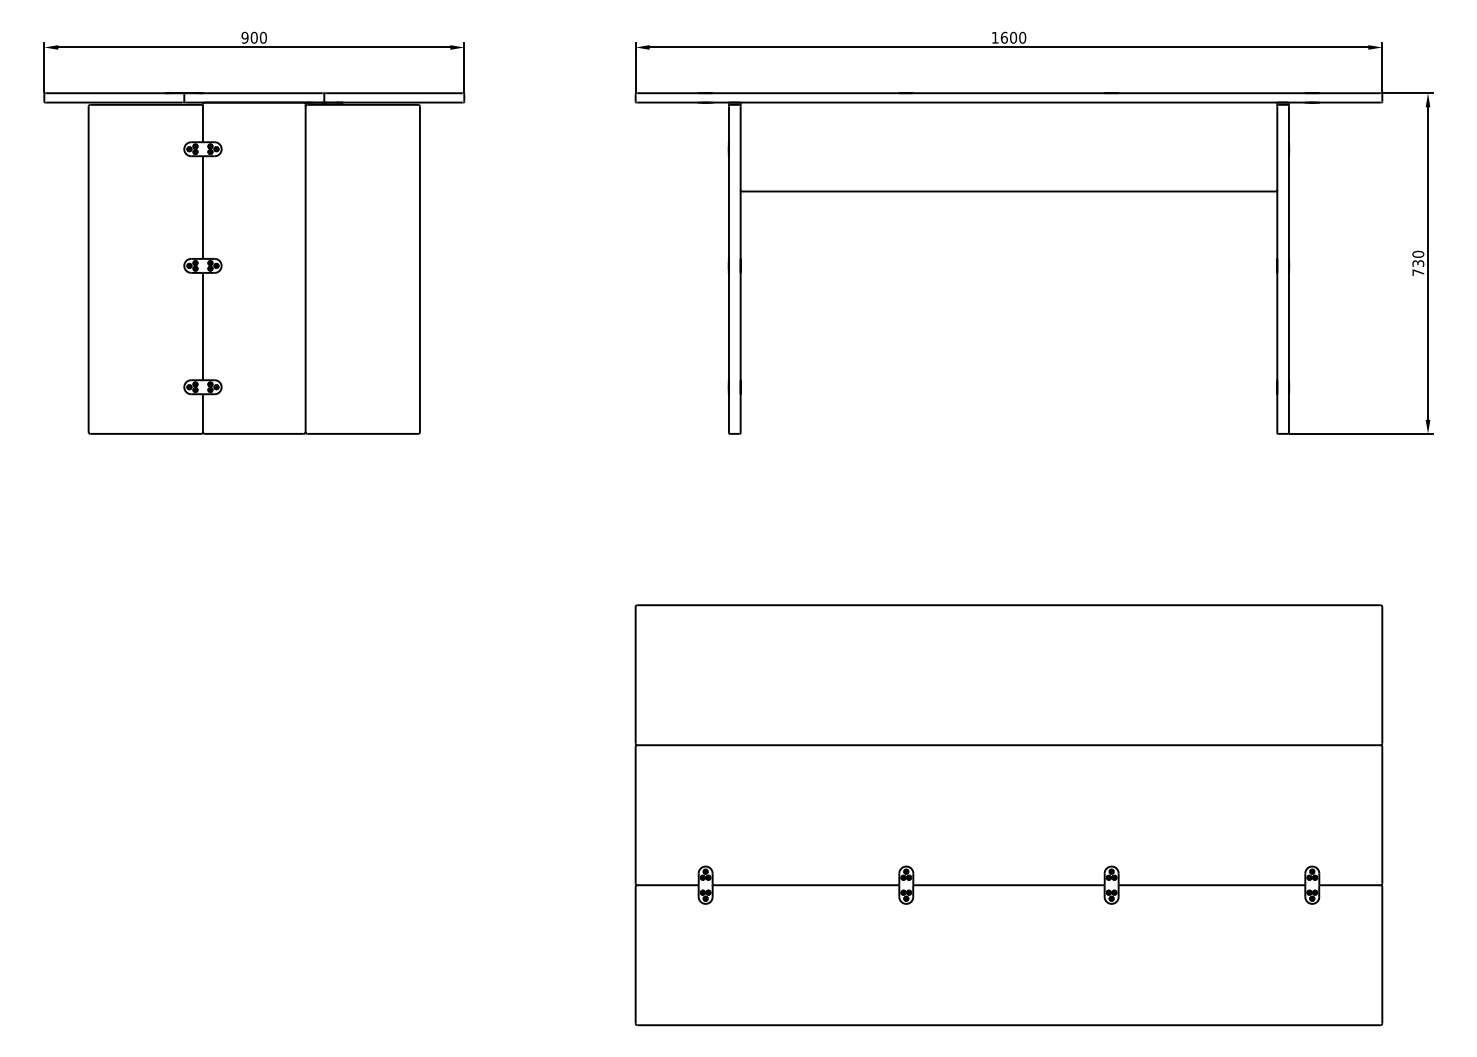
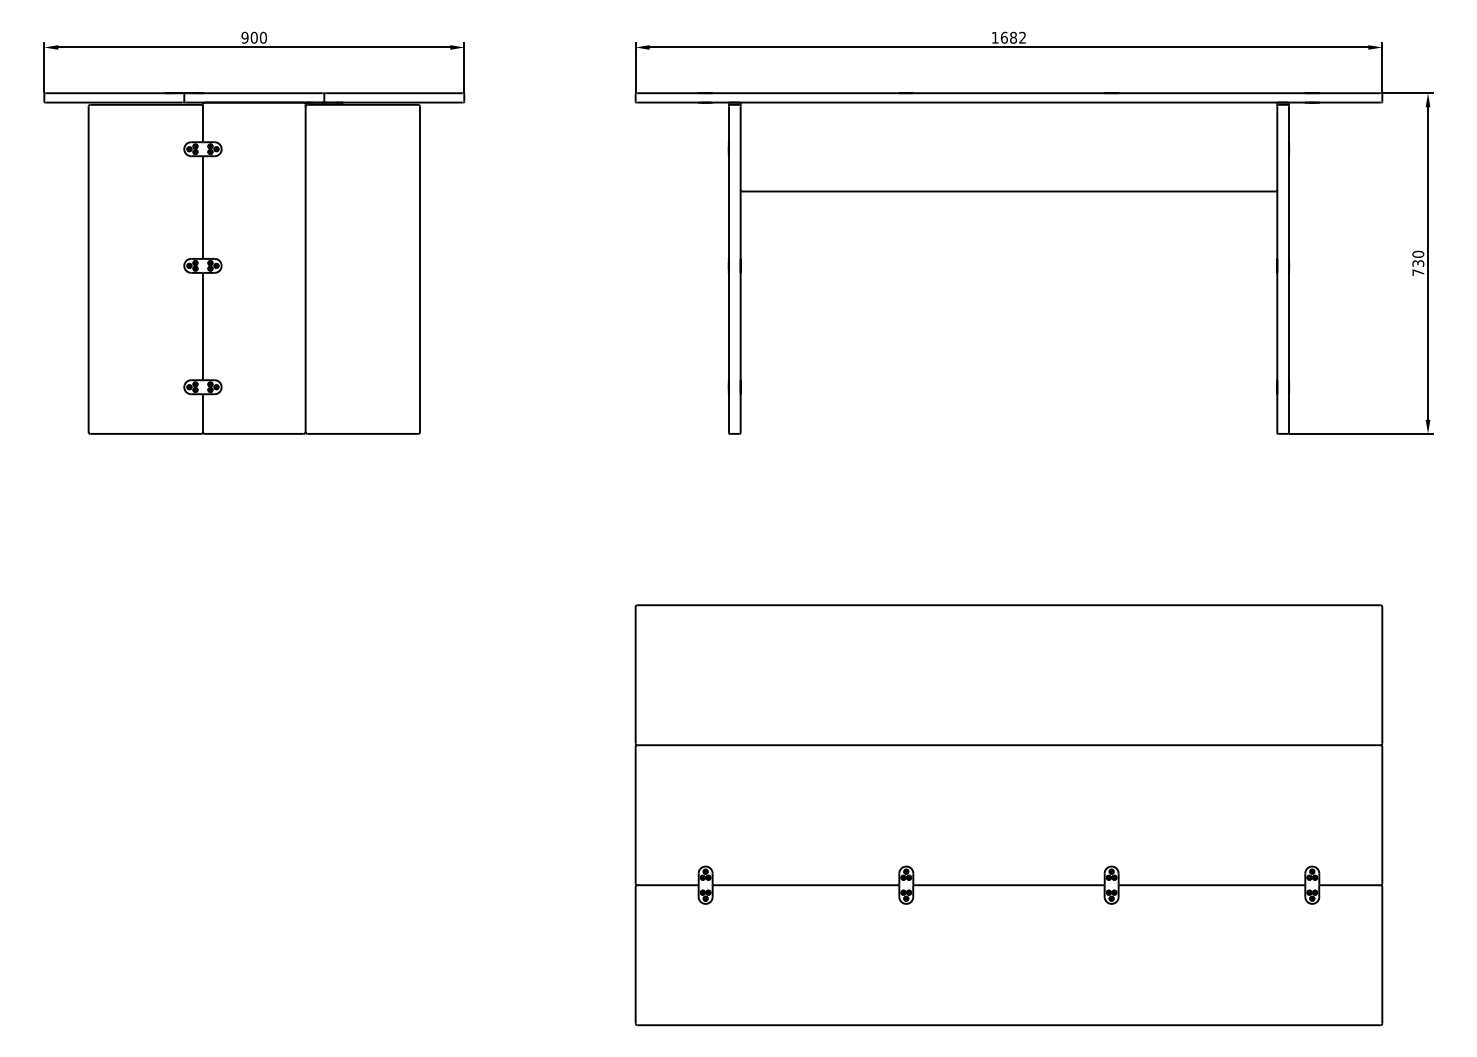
text: 1600 -> 1682 (1018, 37)
